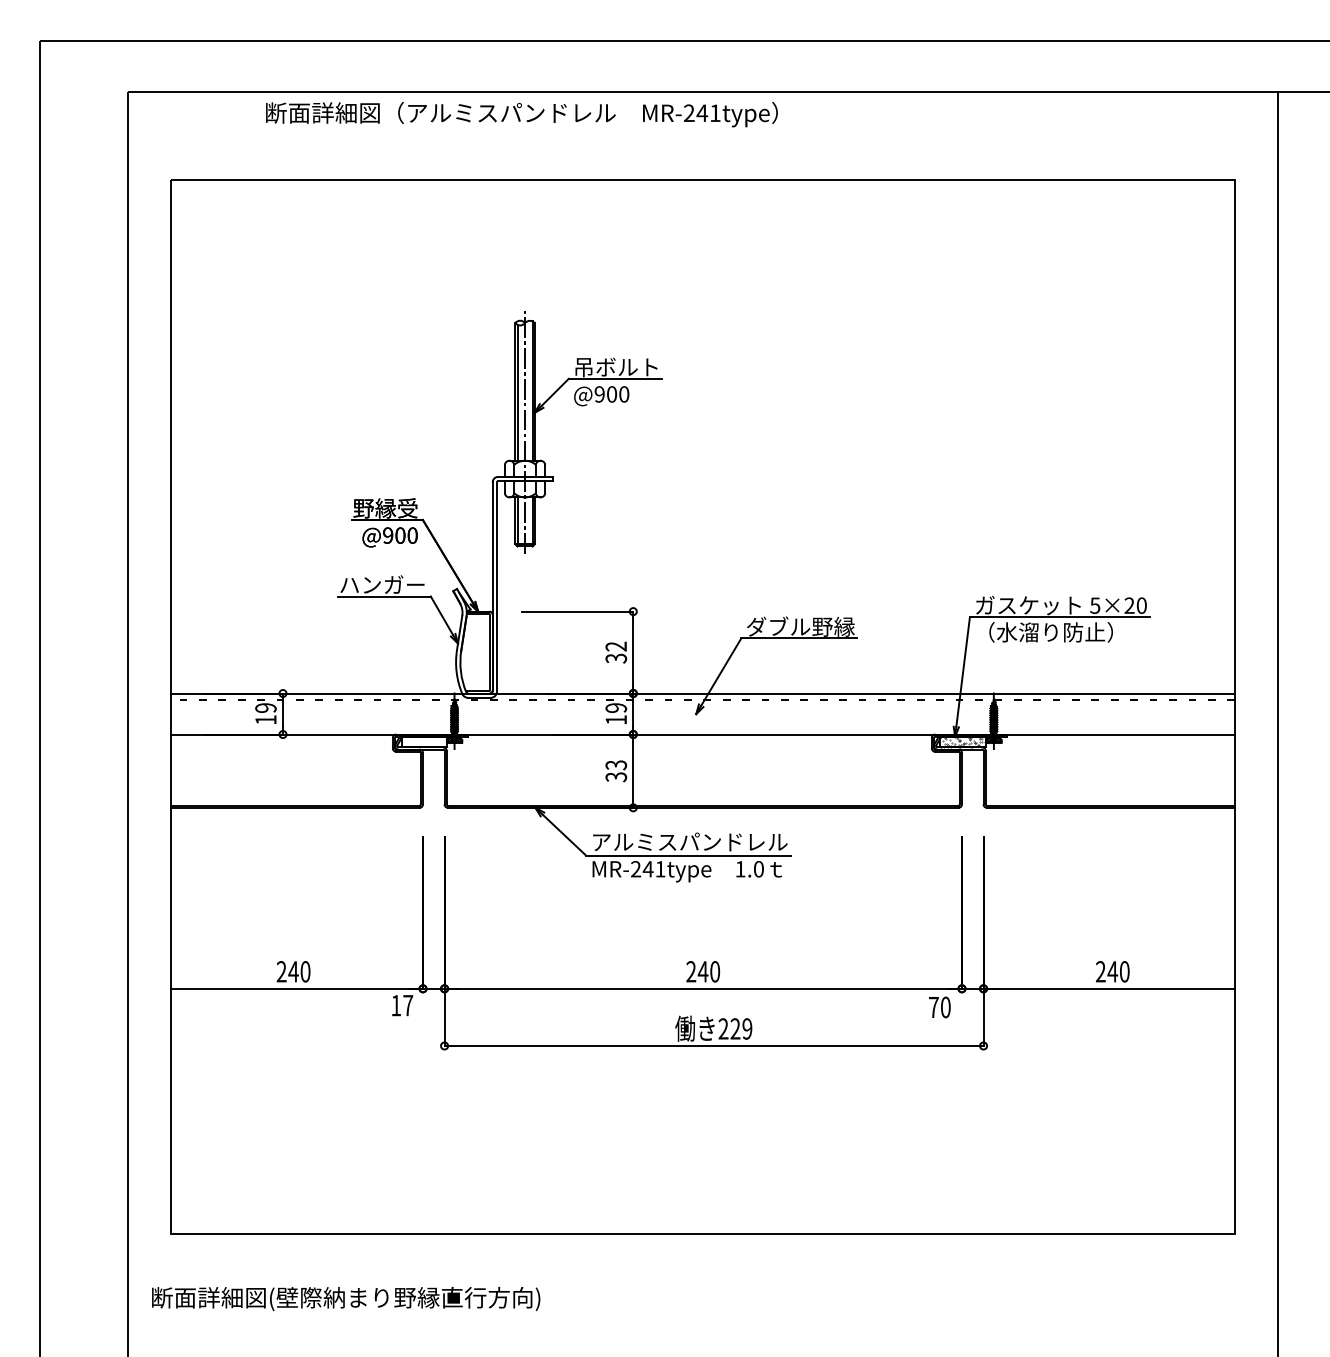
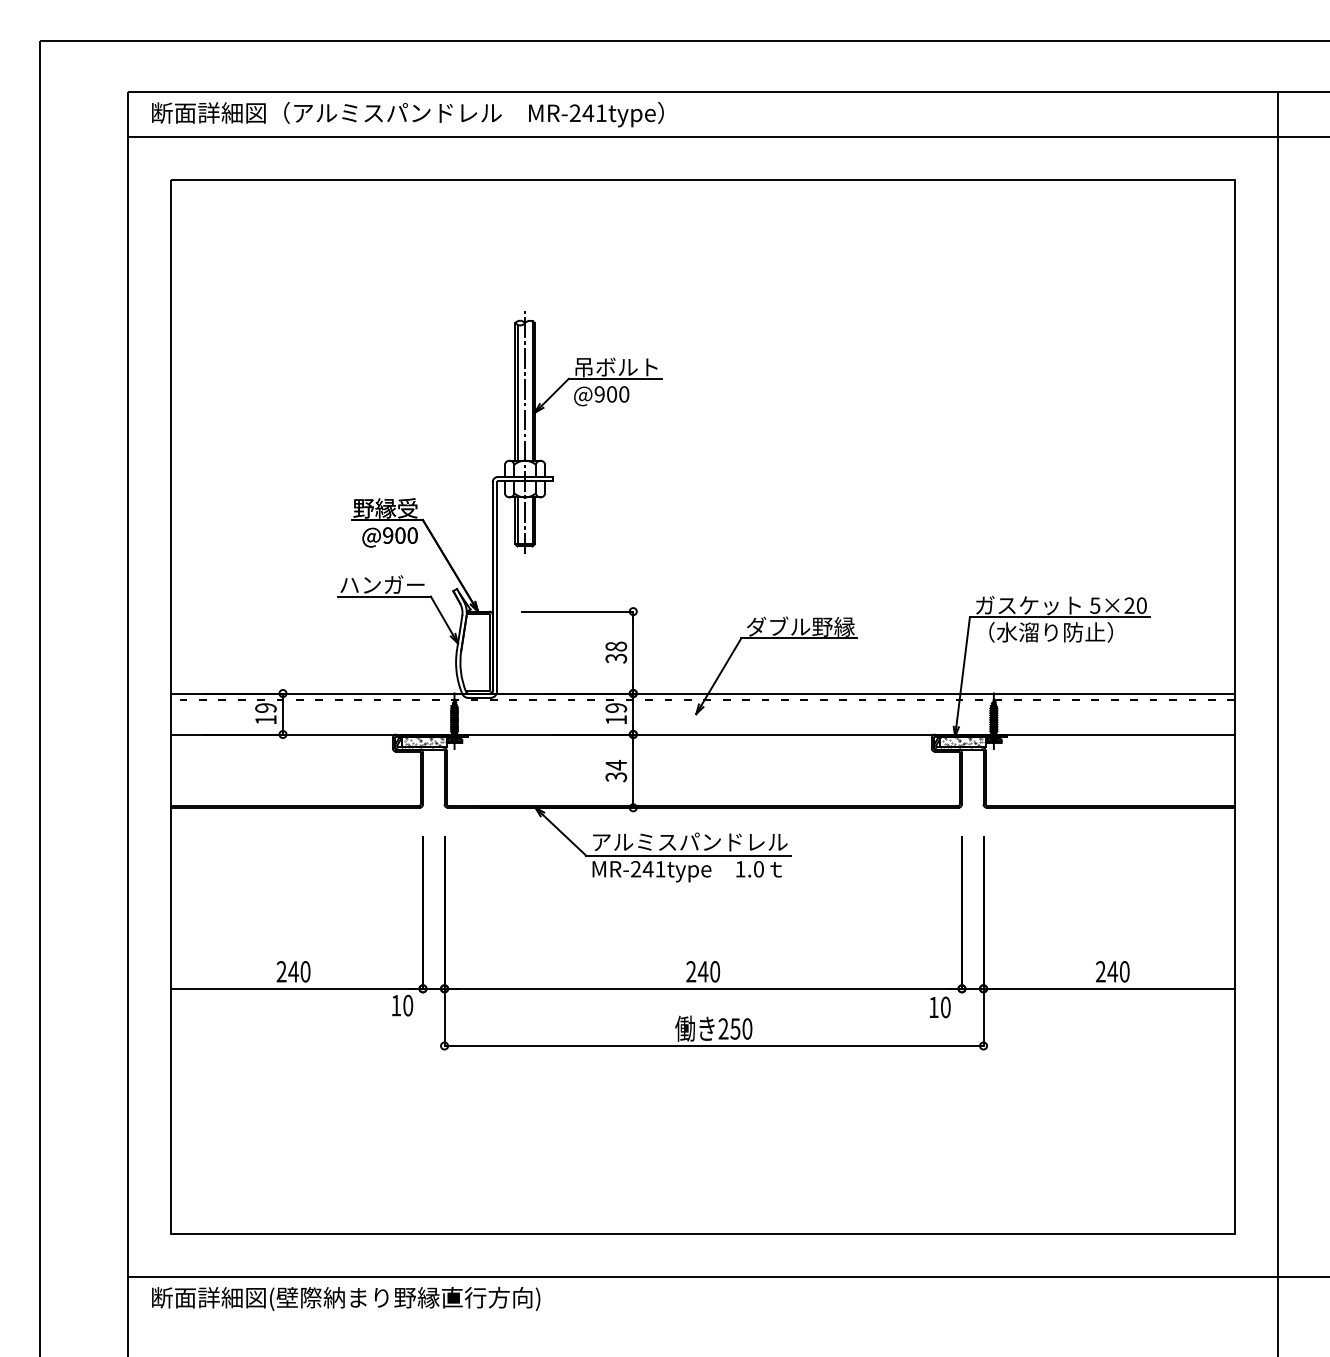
text position: (521, 114) -> (407, 114) (407, 114)
line: none -> present (727, 136)
text: 32 -> 38 (616, 646)
hatch: none -> present (423, 741)
text: 33 -> 34 (616, 764)
text: 17 -> 10 (408, 1005)
text: 70 -> 10 (933, 1007)
text: 229 -> 250 (741, 1028)
line: none -> present (727, 1277)
